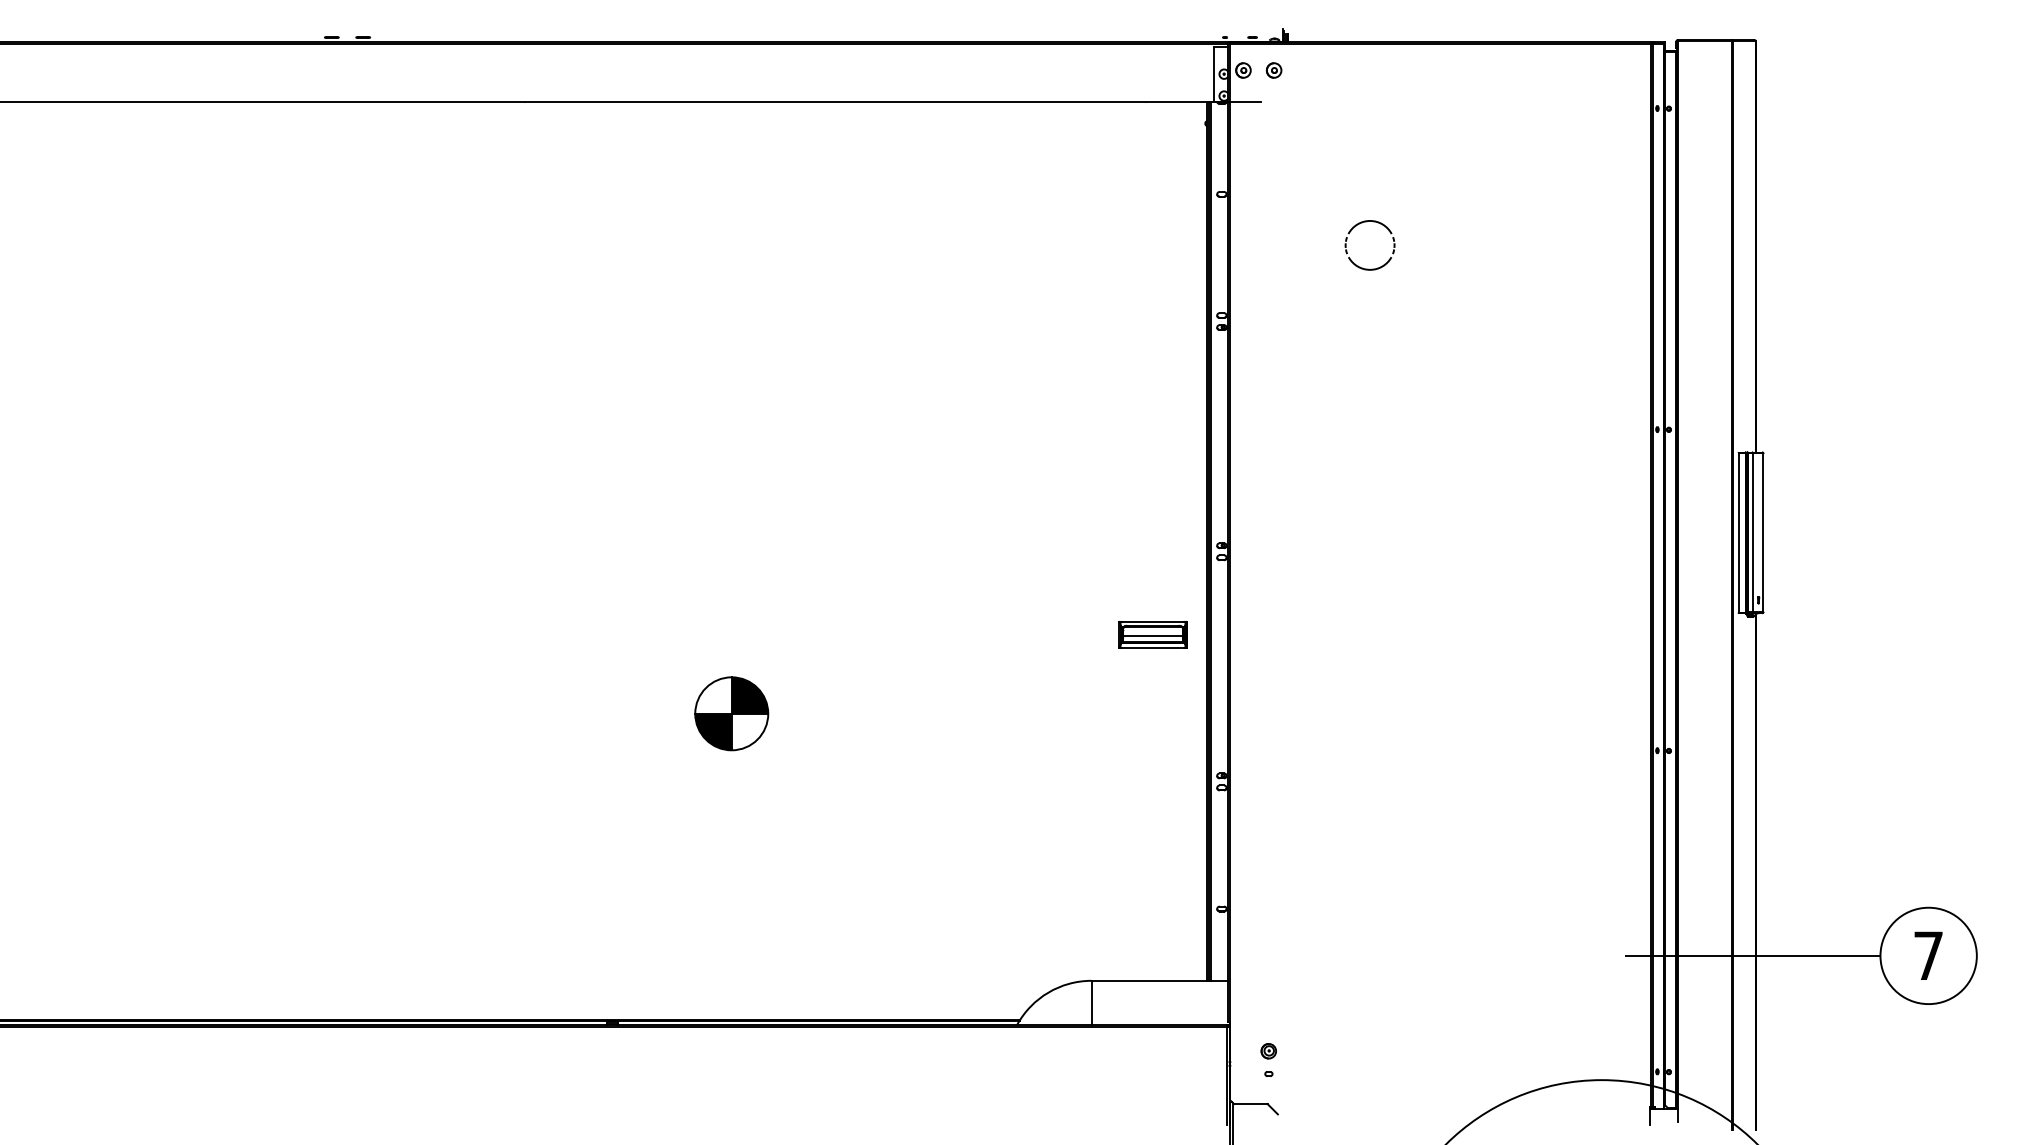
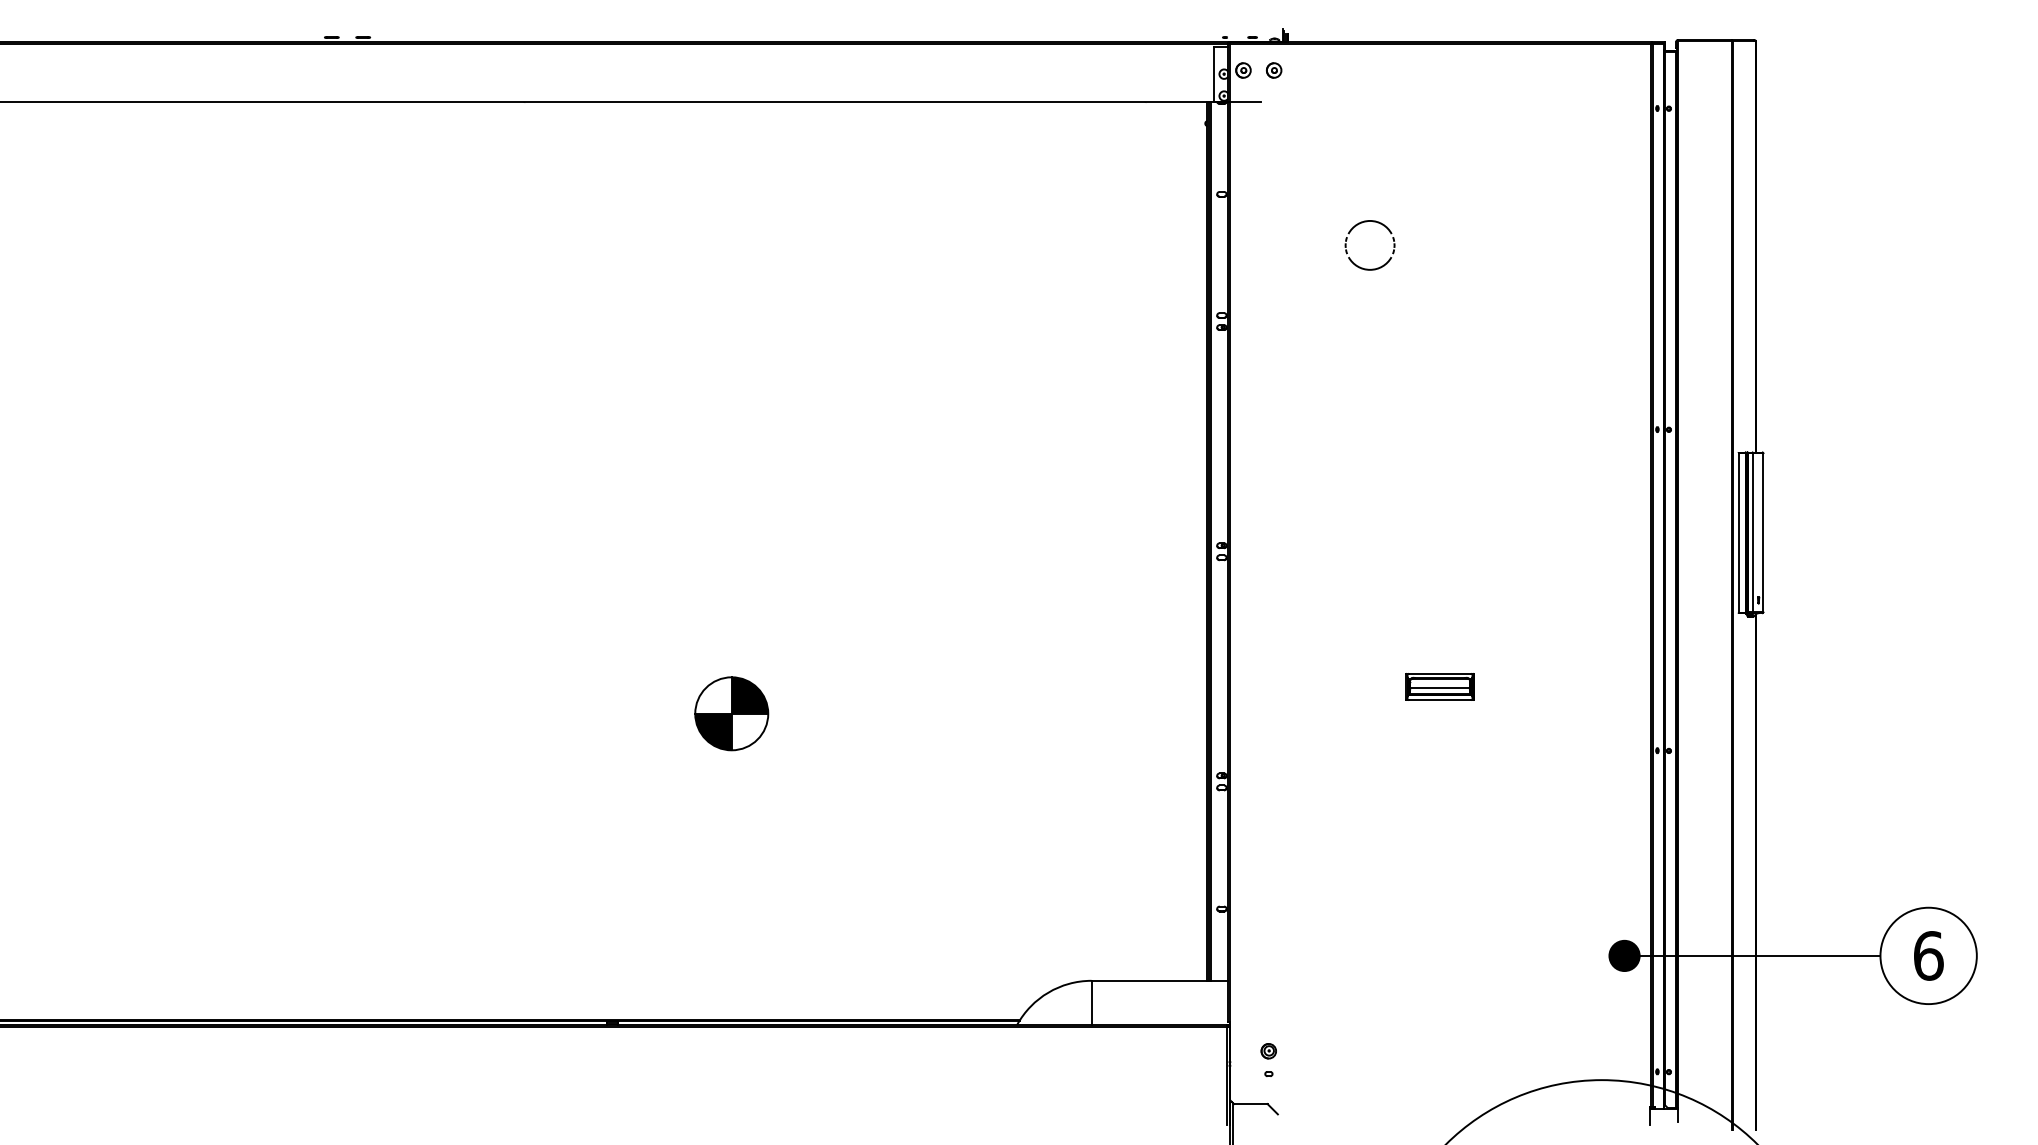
part position: (1152, 634) -> (1439, 686) (1439, 686)
fill: none -> present (1624, 955)
text: 7 -> 6 (1928, 955)
